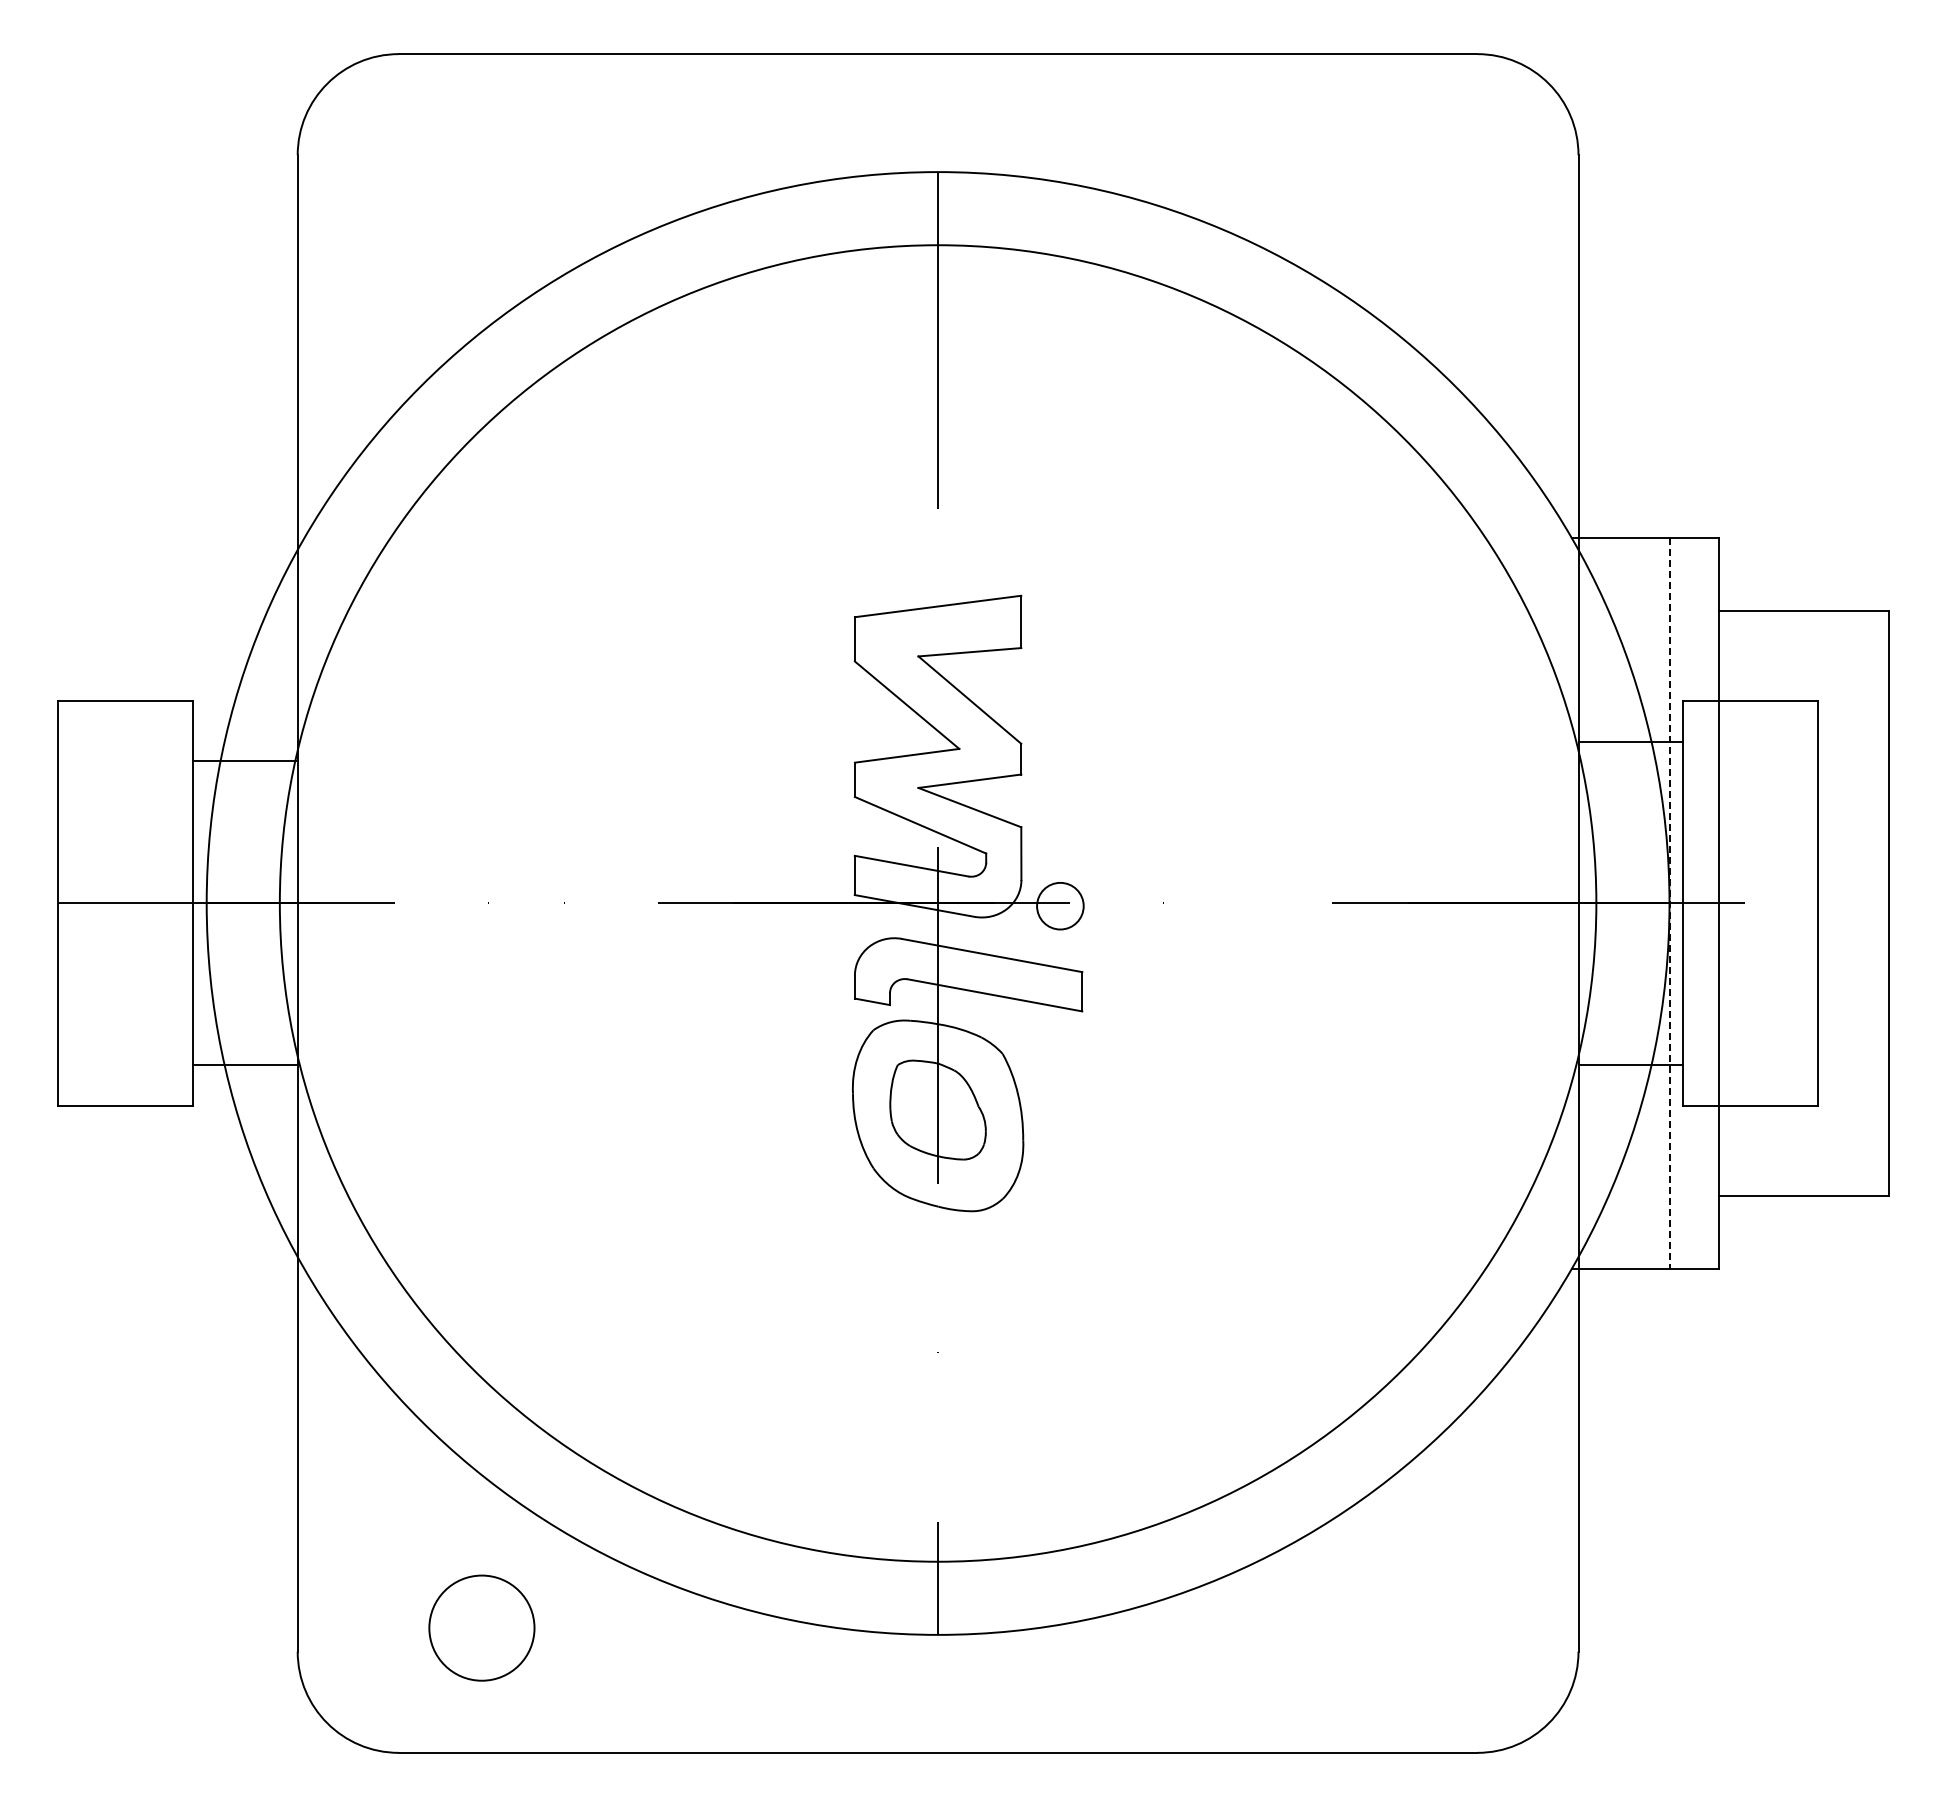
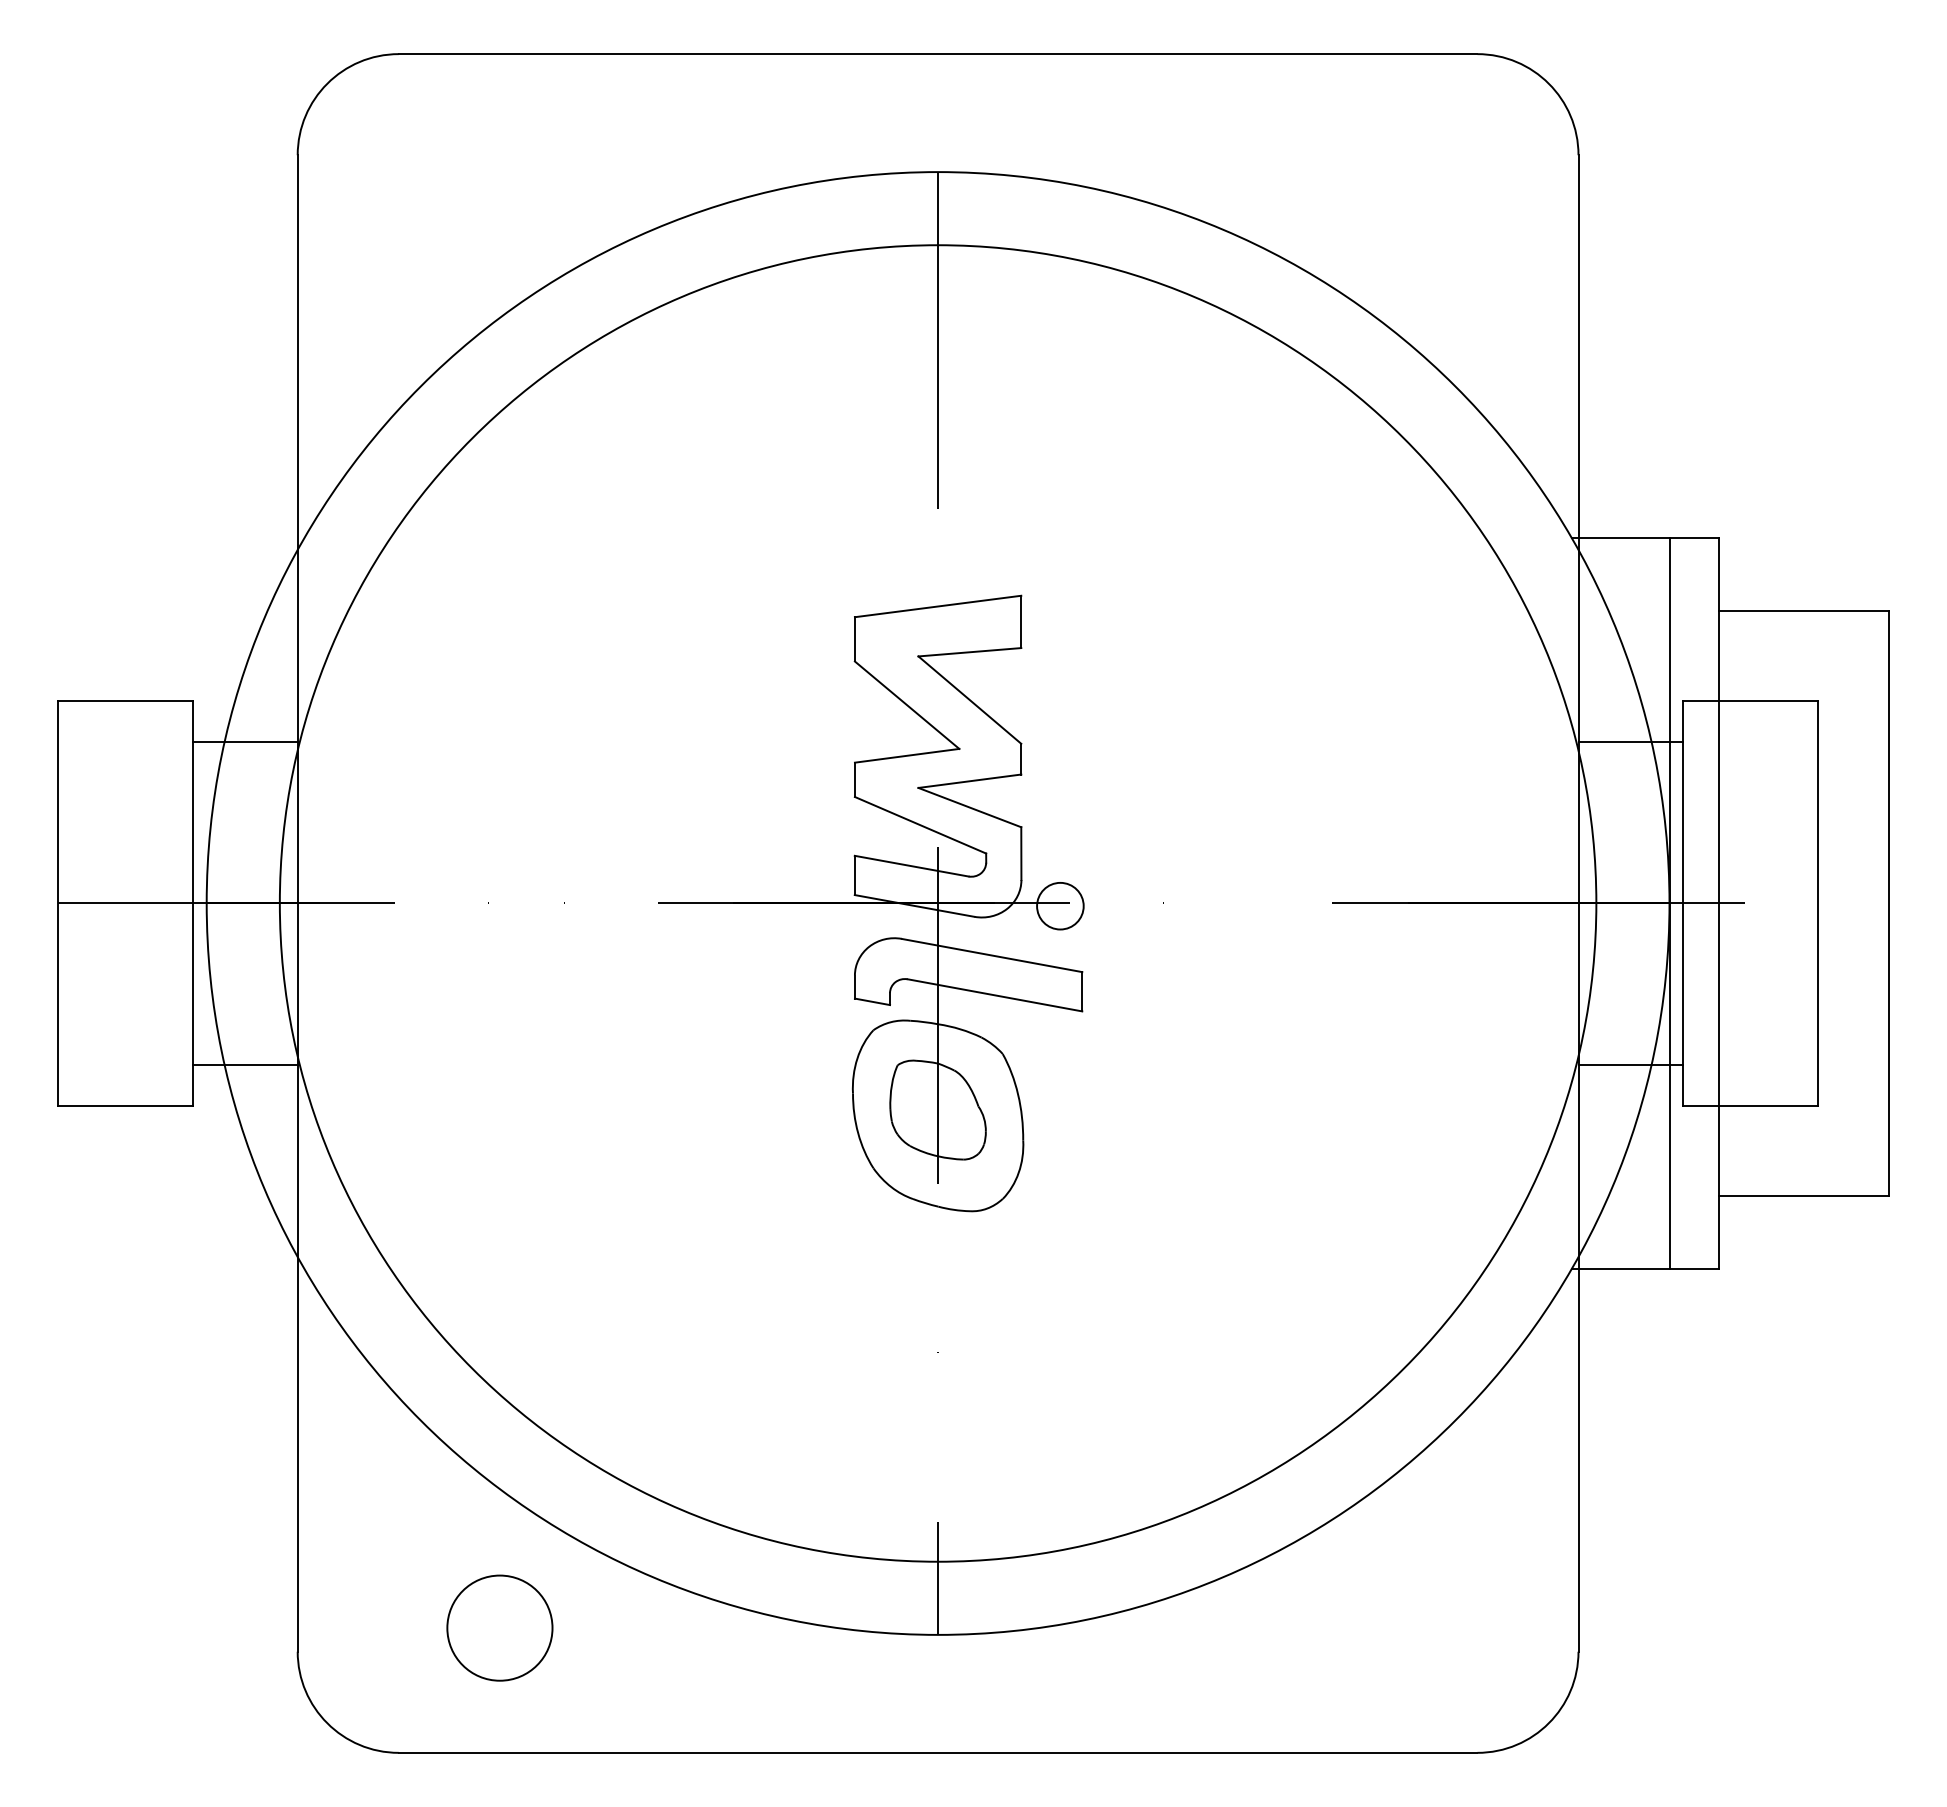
line position: (245, 760) -> (245, 741) (245, 741)
line: dashed -> solid (1669, 903)
circle position: (481, 1627) -> (499, 1627) (499, 1627)
